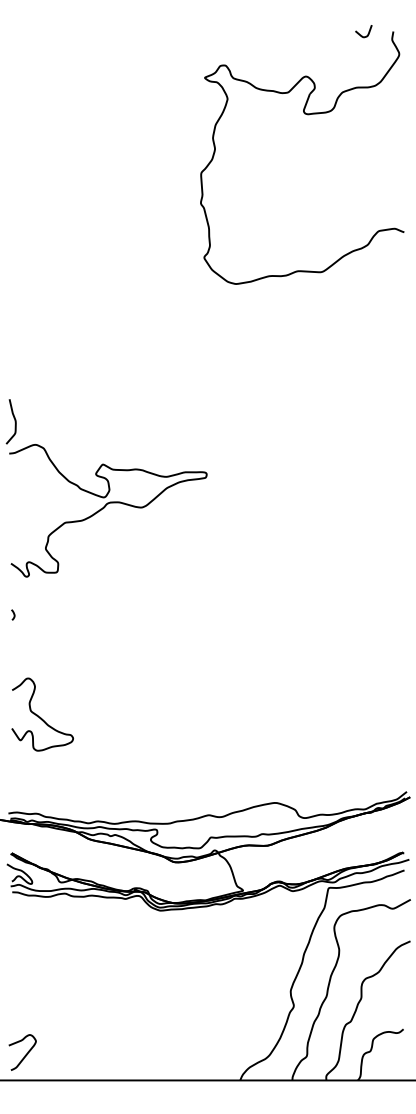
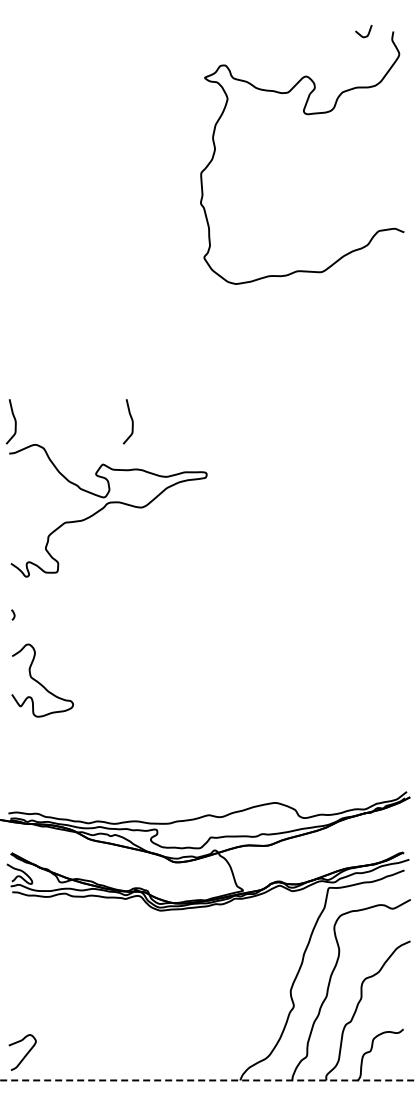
curve: none -> present (131, 421)
curve position: (41, 717) -> (41, 683) (41, 683)
line: solid -> dashed (207, 1080)
